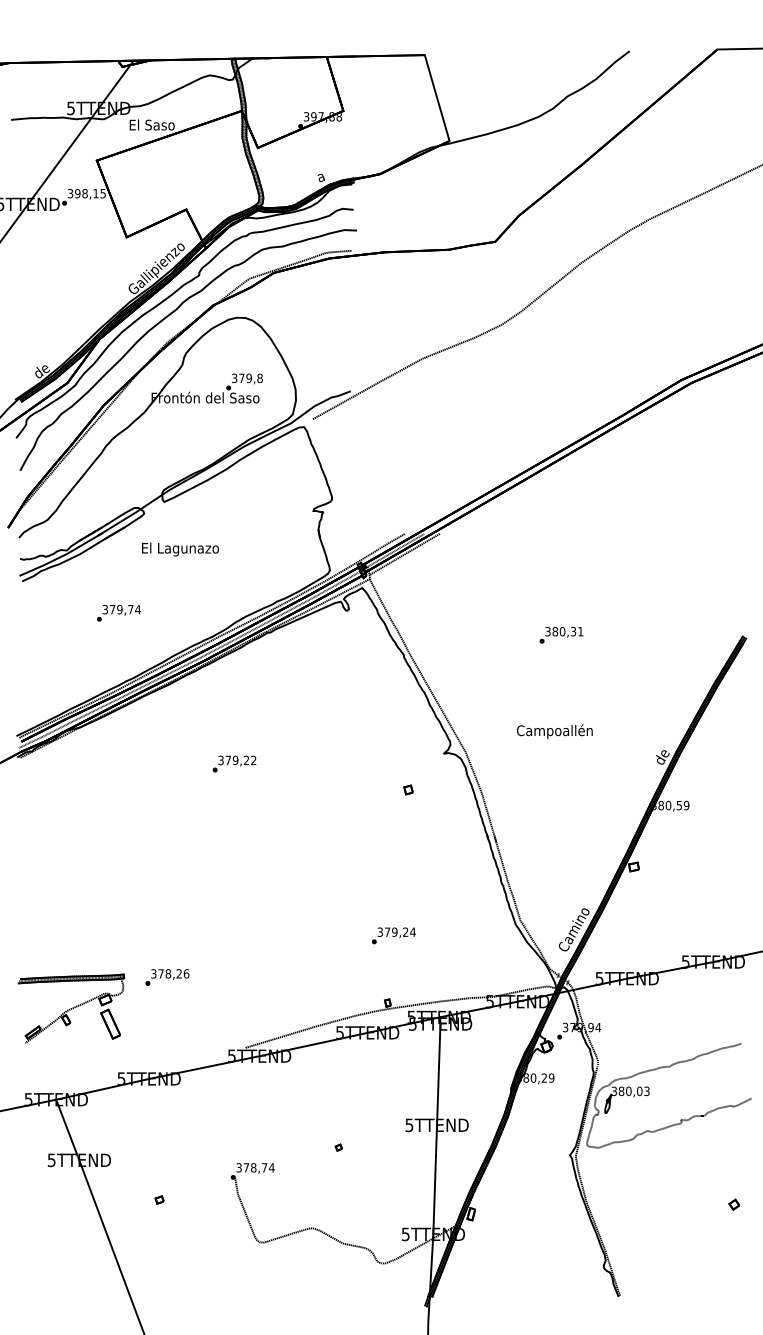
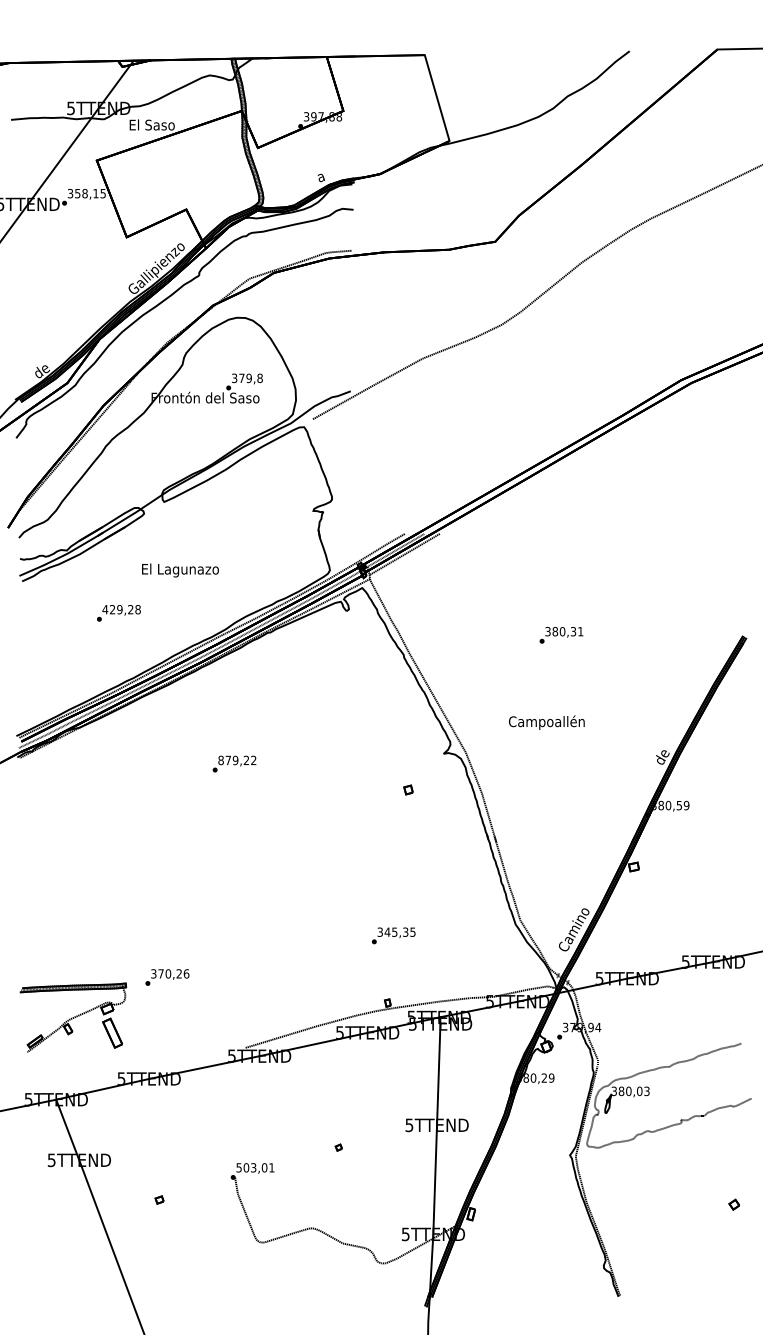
text: 398,15 -> 358,15 (77, 193)
part: present -> none (166, 318)
text position: (180, 549) -> (180, 570) (180, 570)
text: 379,74 -> 429,28 (121, 609)
text position: (554, 731) -> (546, 722) (546, 722)
text: 379,22 -> 879,22 (220, 760)
text: 379,24 -> 345,35 (399, 931)
text: 378,26 -> 370,26 (168, 973)
part position: (71, 1008) -> (73, 1017) (73, 1017)
text: 378,74 -> 503,01 (255, 1167)
